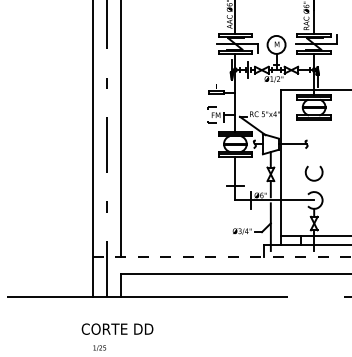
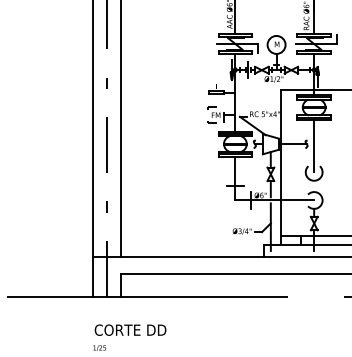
line: none -> present (314, 145)
line: dashed -> solid (222, 256)
text position: (117, 328) -> (130, 329) (130, 329)
